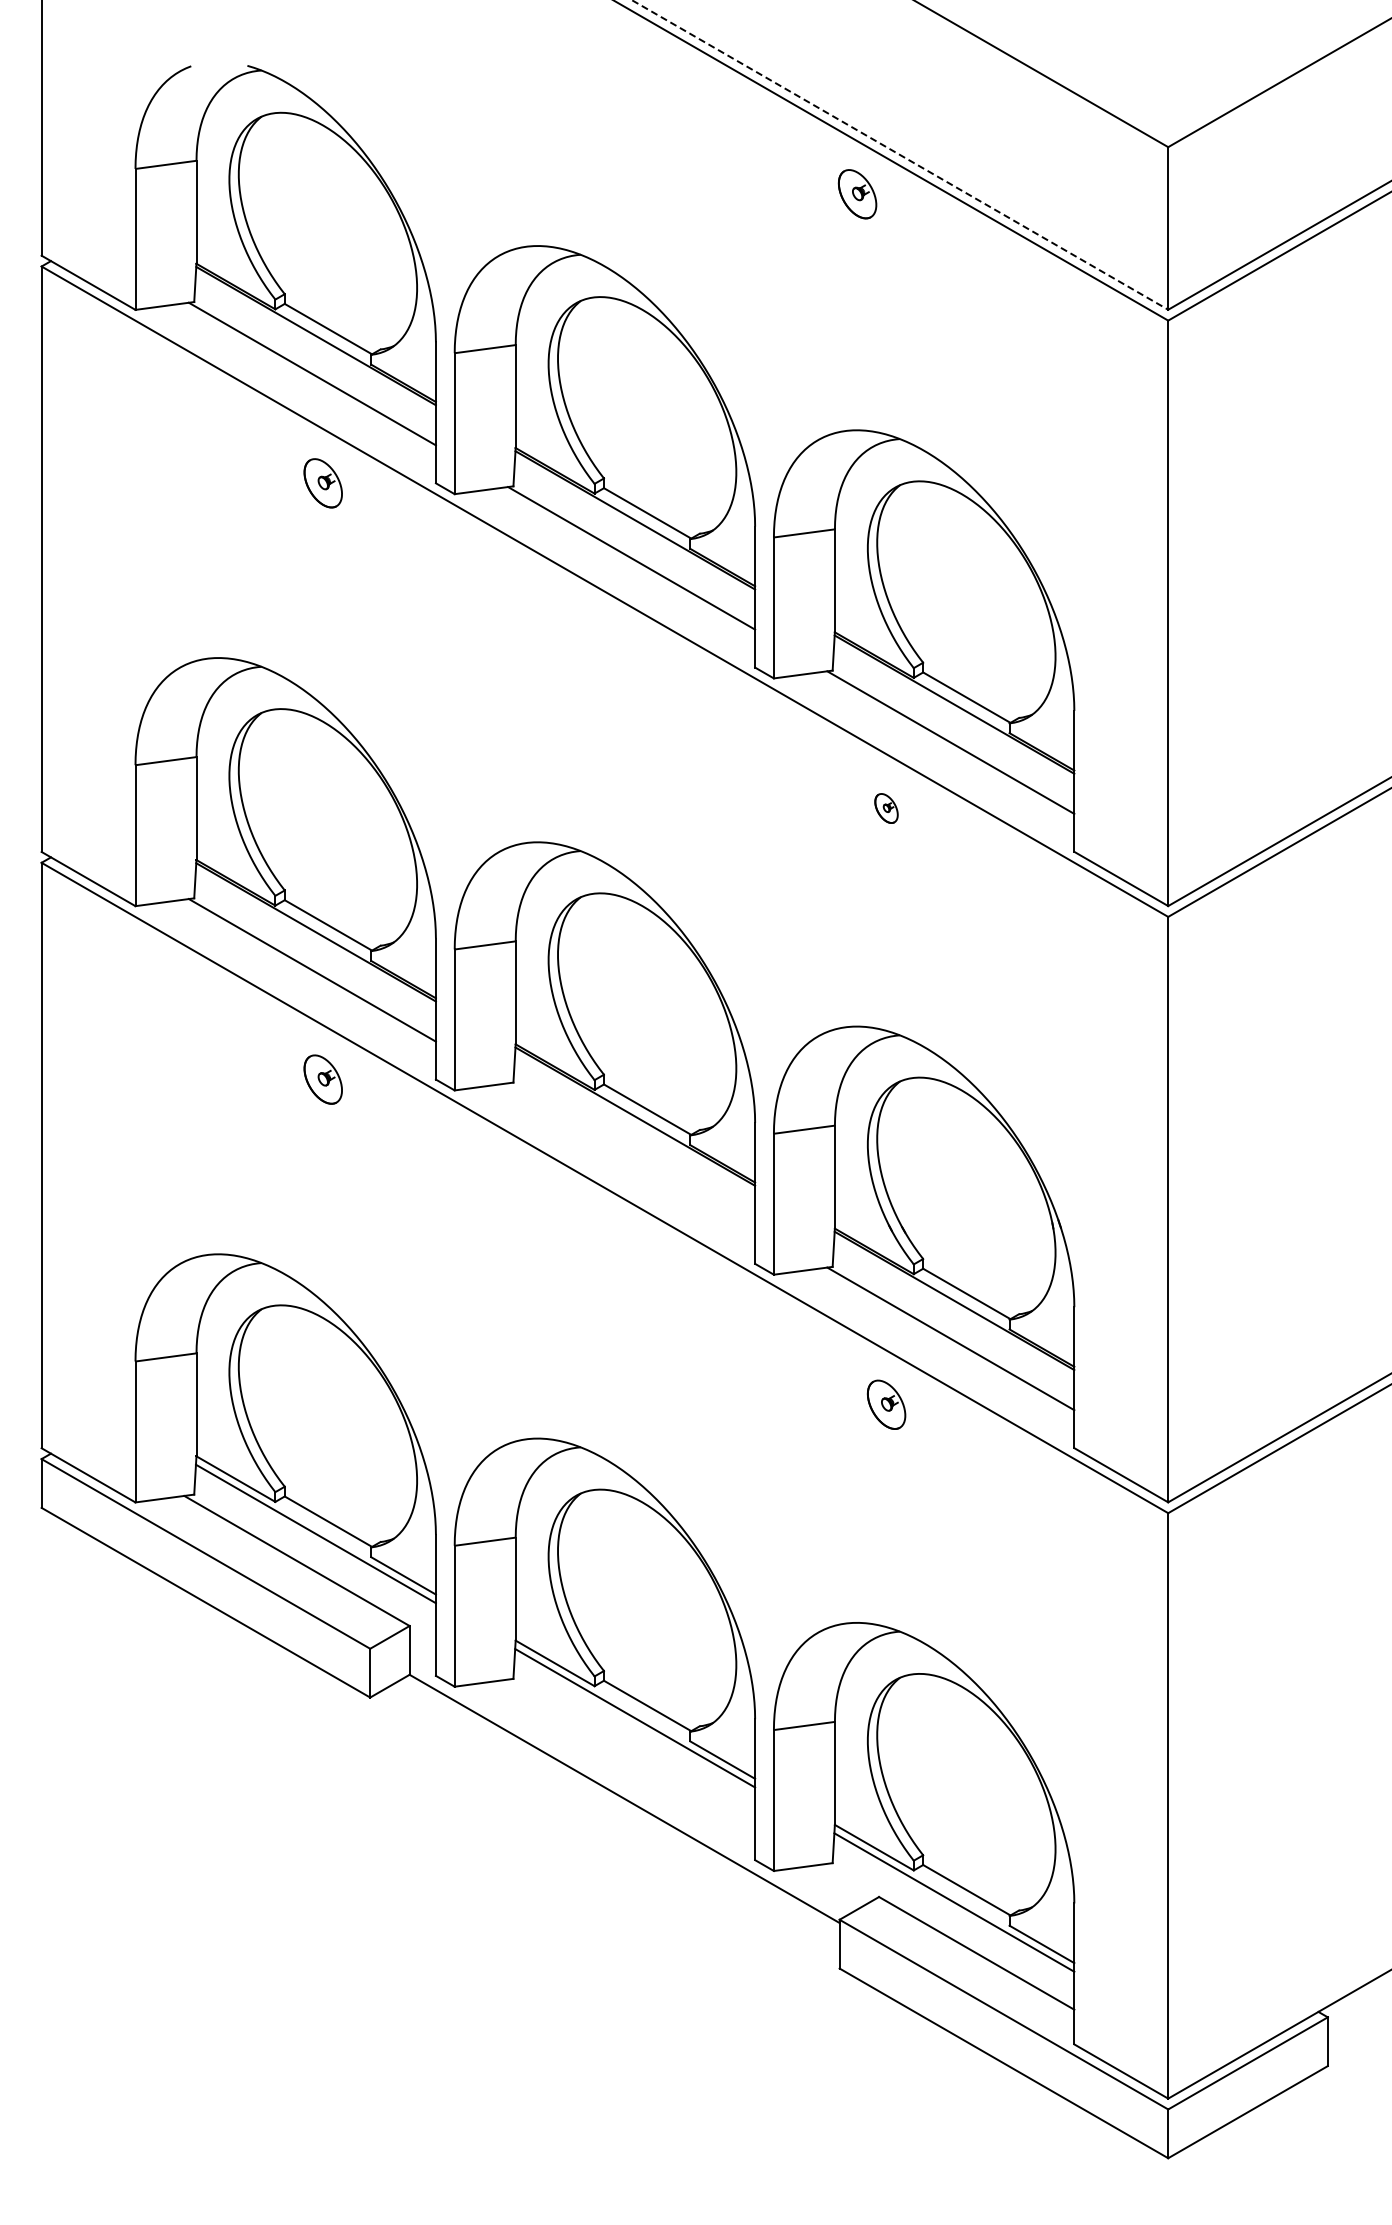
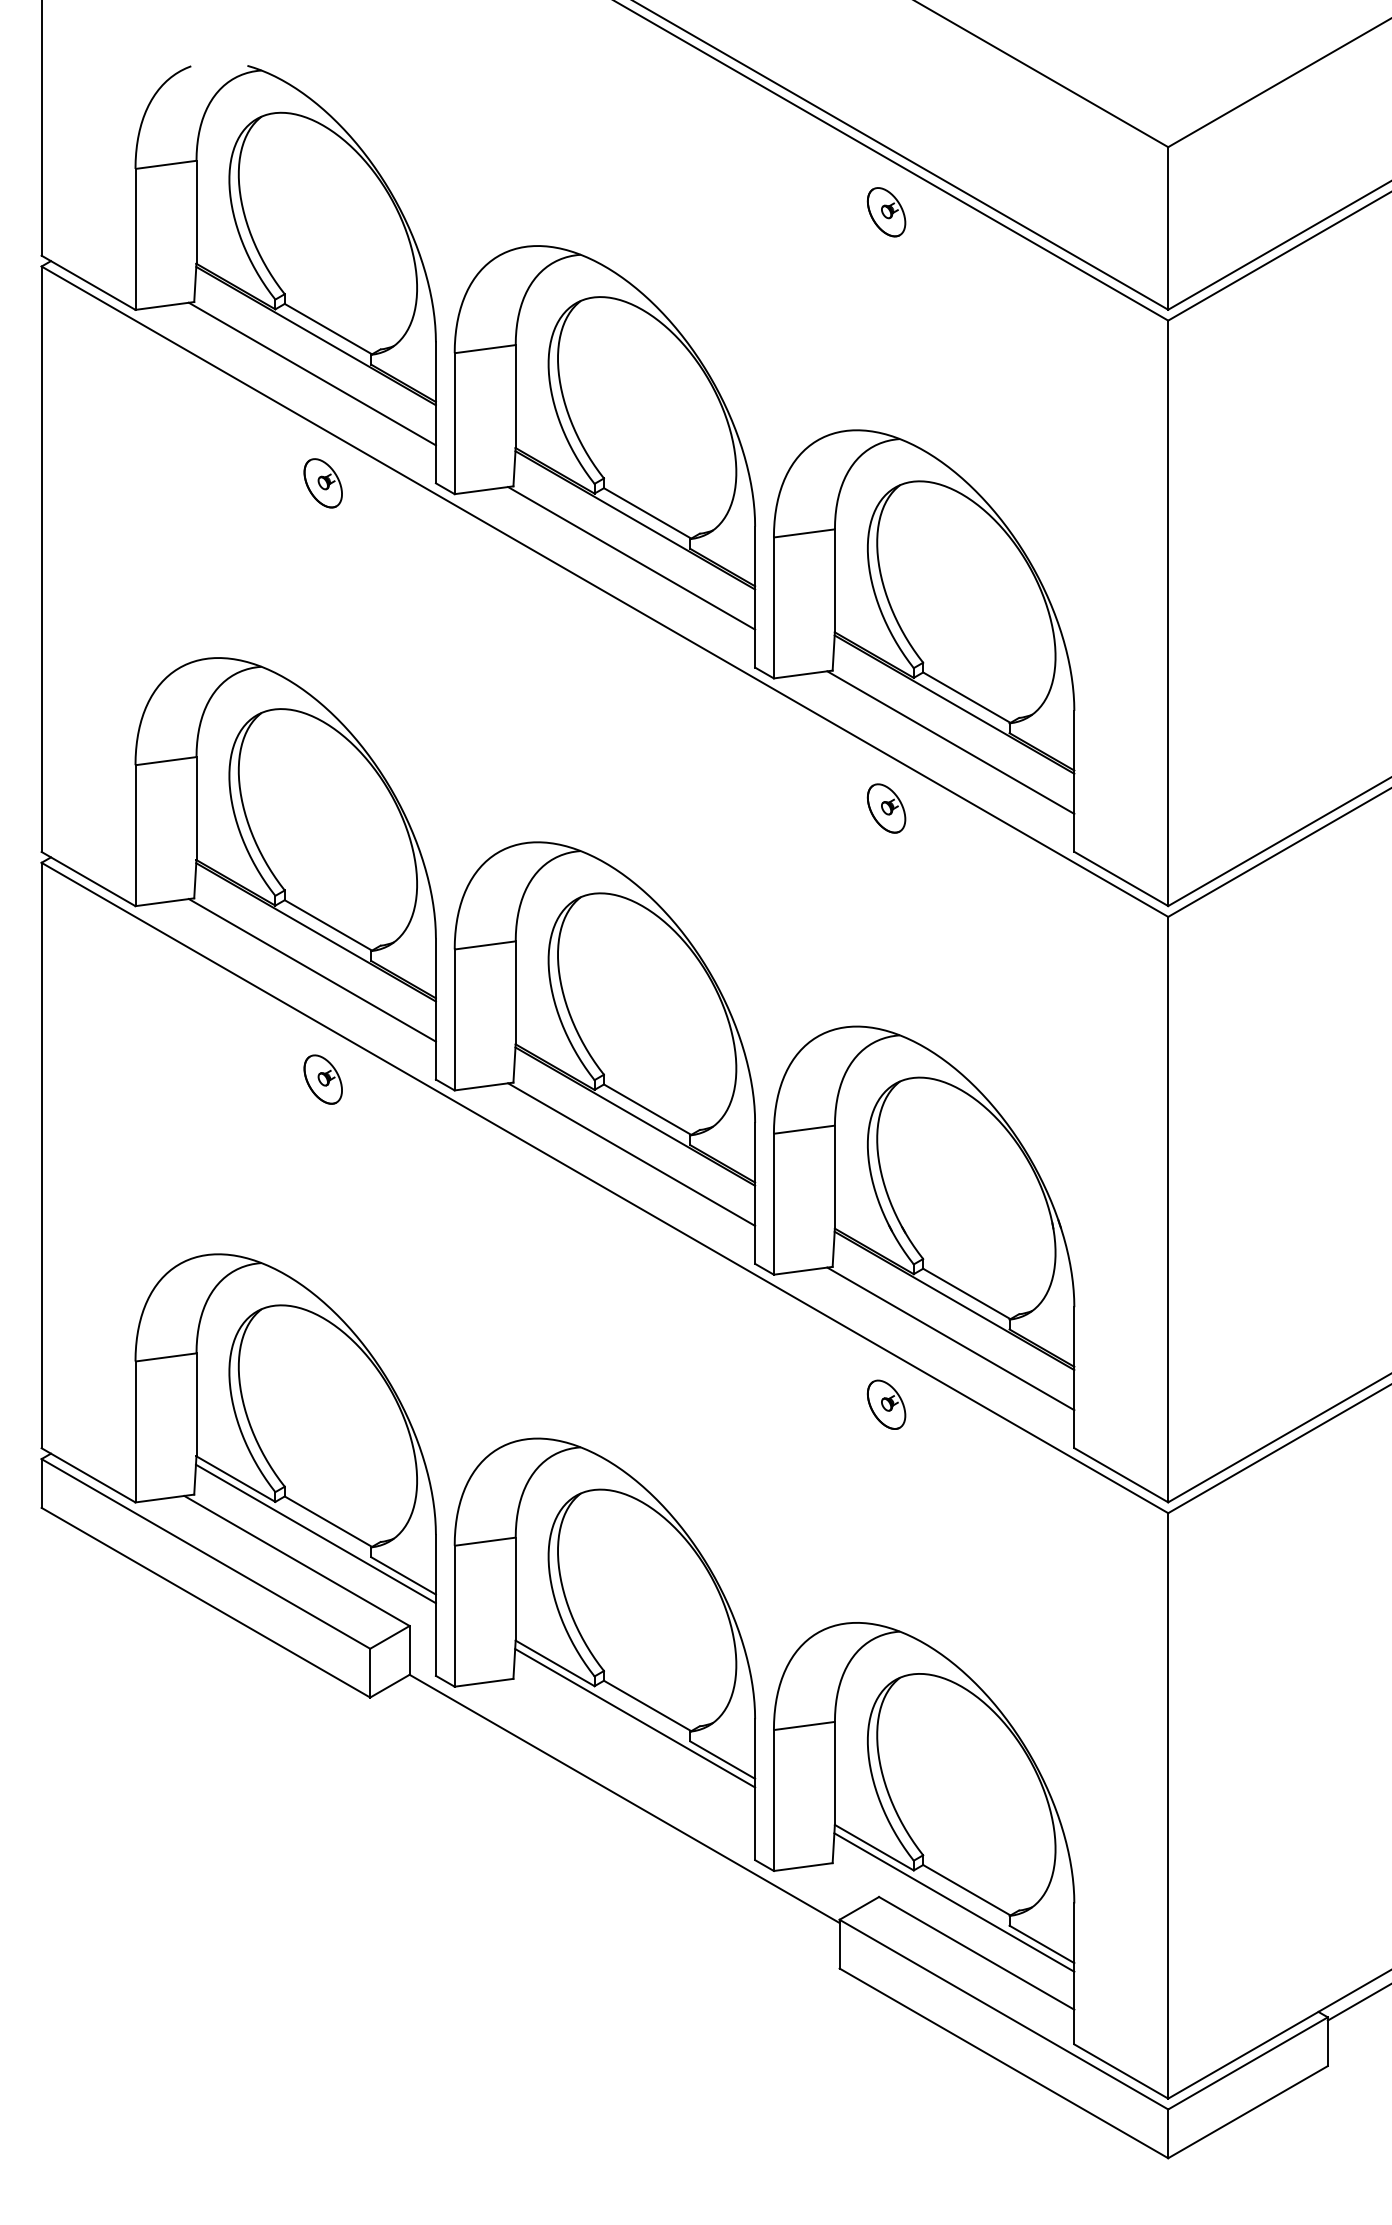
line: dashed -> solid (900, 155)
part position: (857, 194) -> (886, 212) (886, 212)
part size: 25x31 px -> 41x51 px (886, 808)
line: none -> present (631, 1154)
line: none -> present (1357, 2002)
